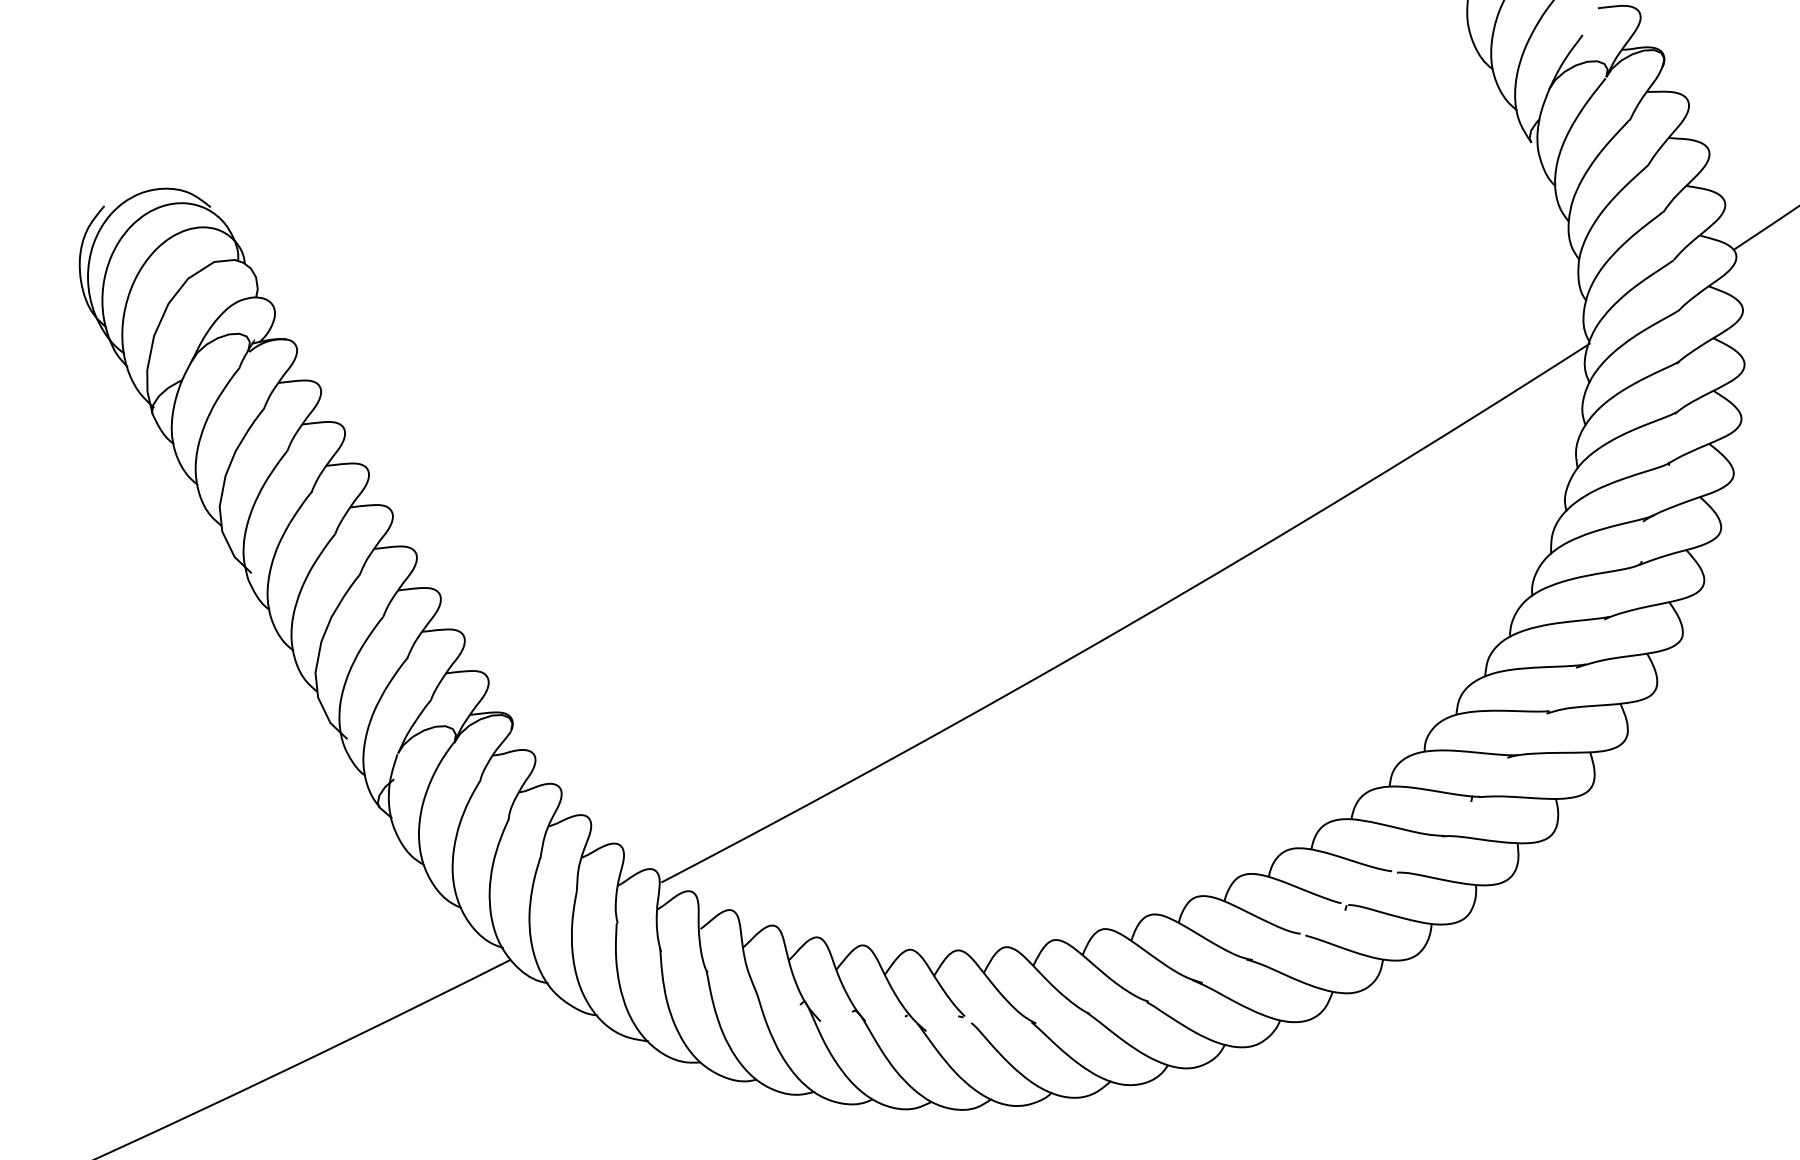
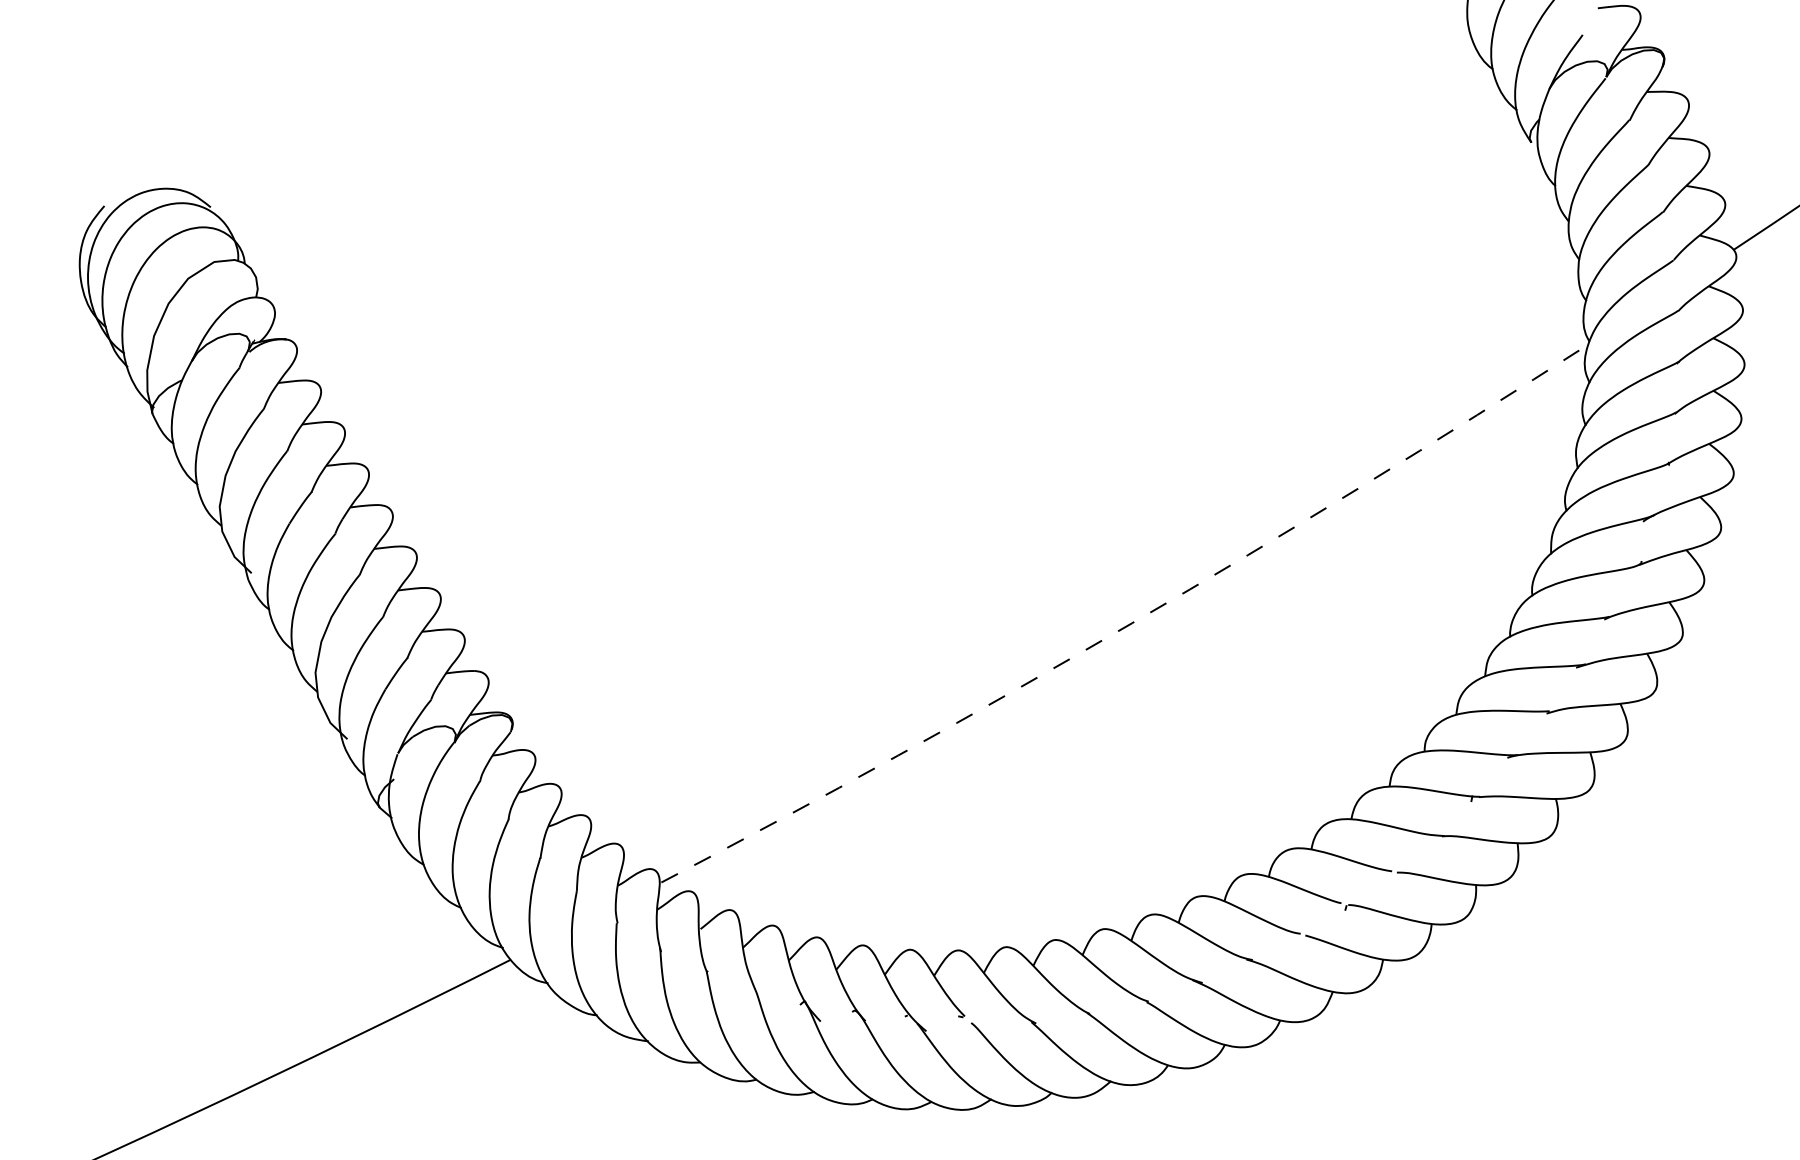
arc: solid -> dashed (1132, 623)
